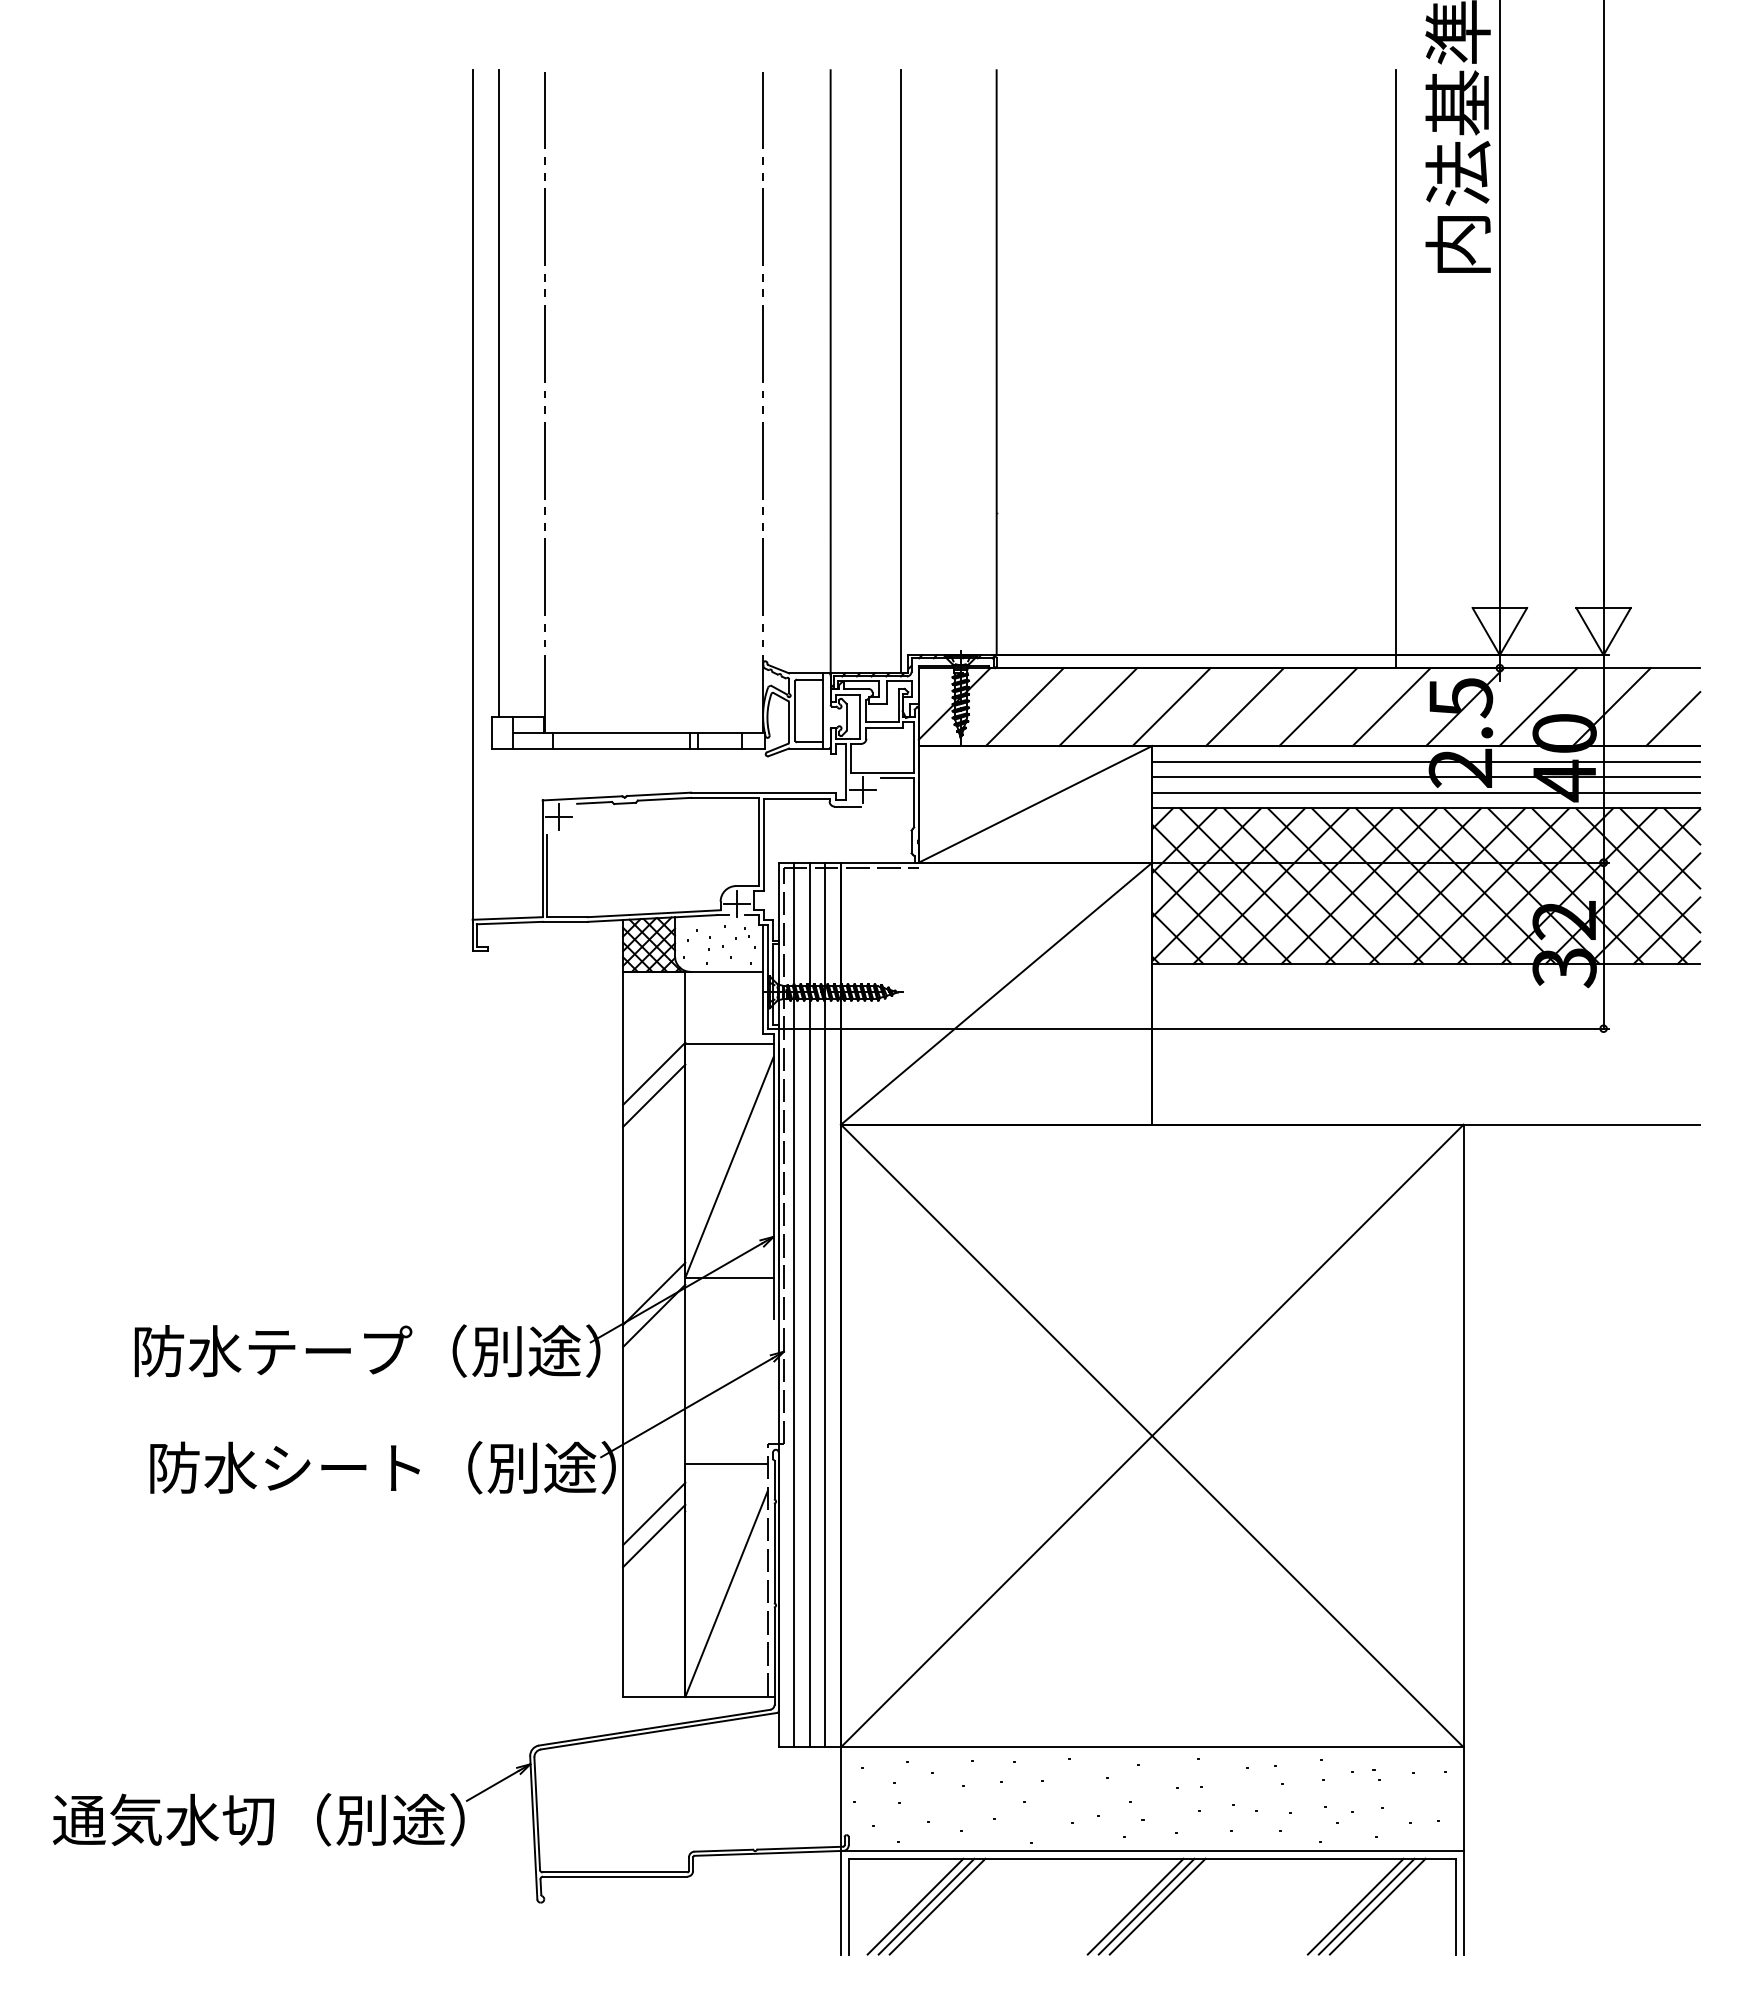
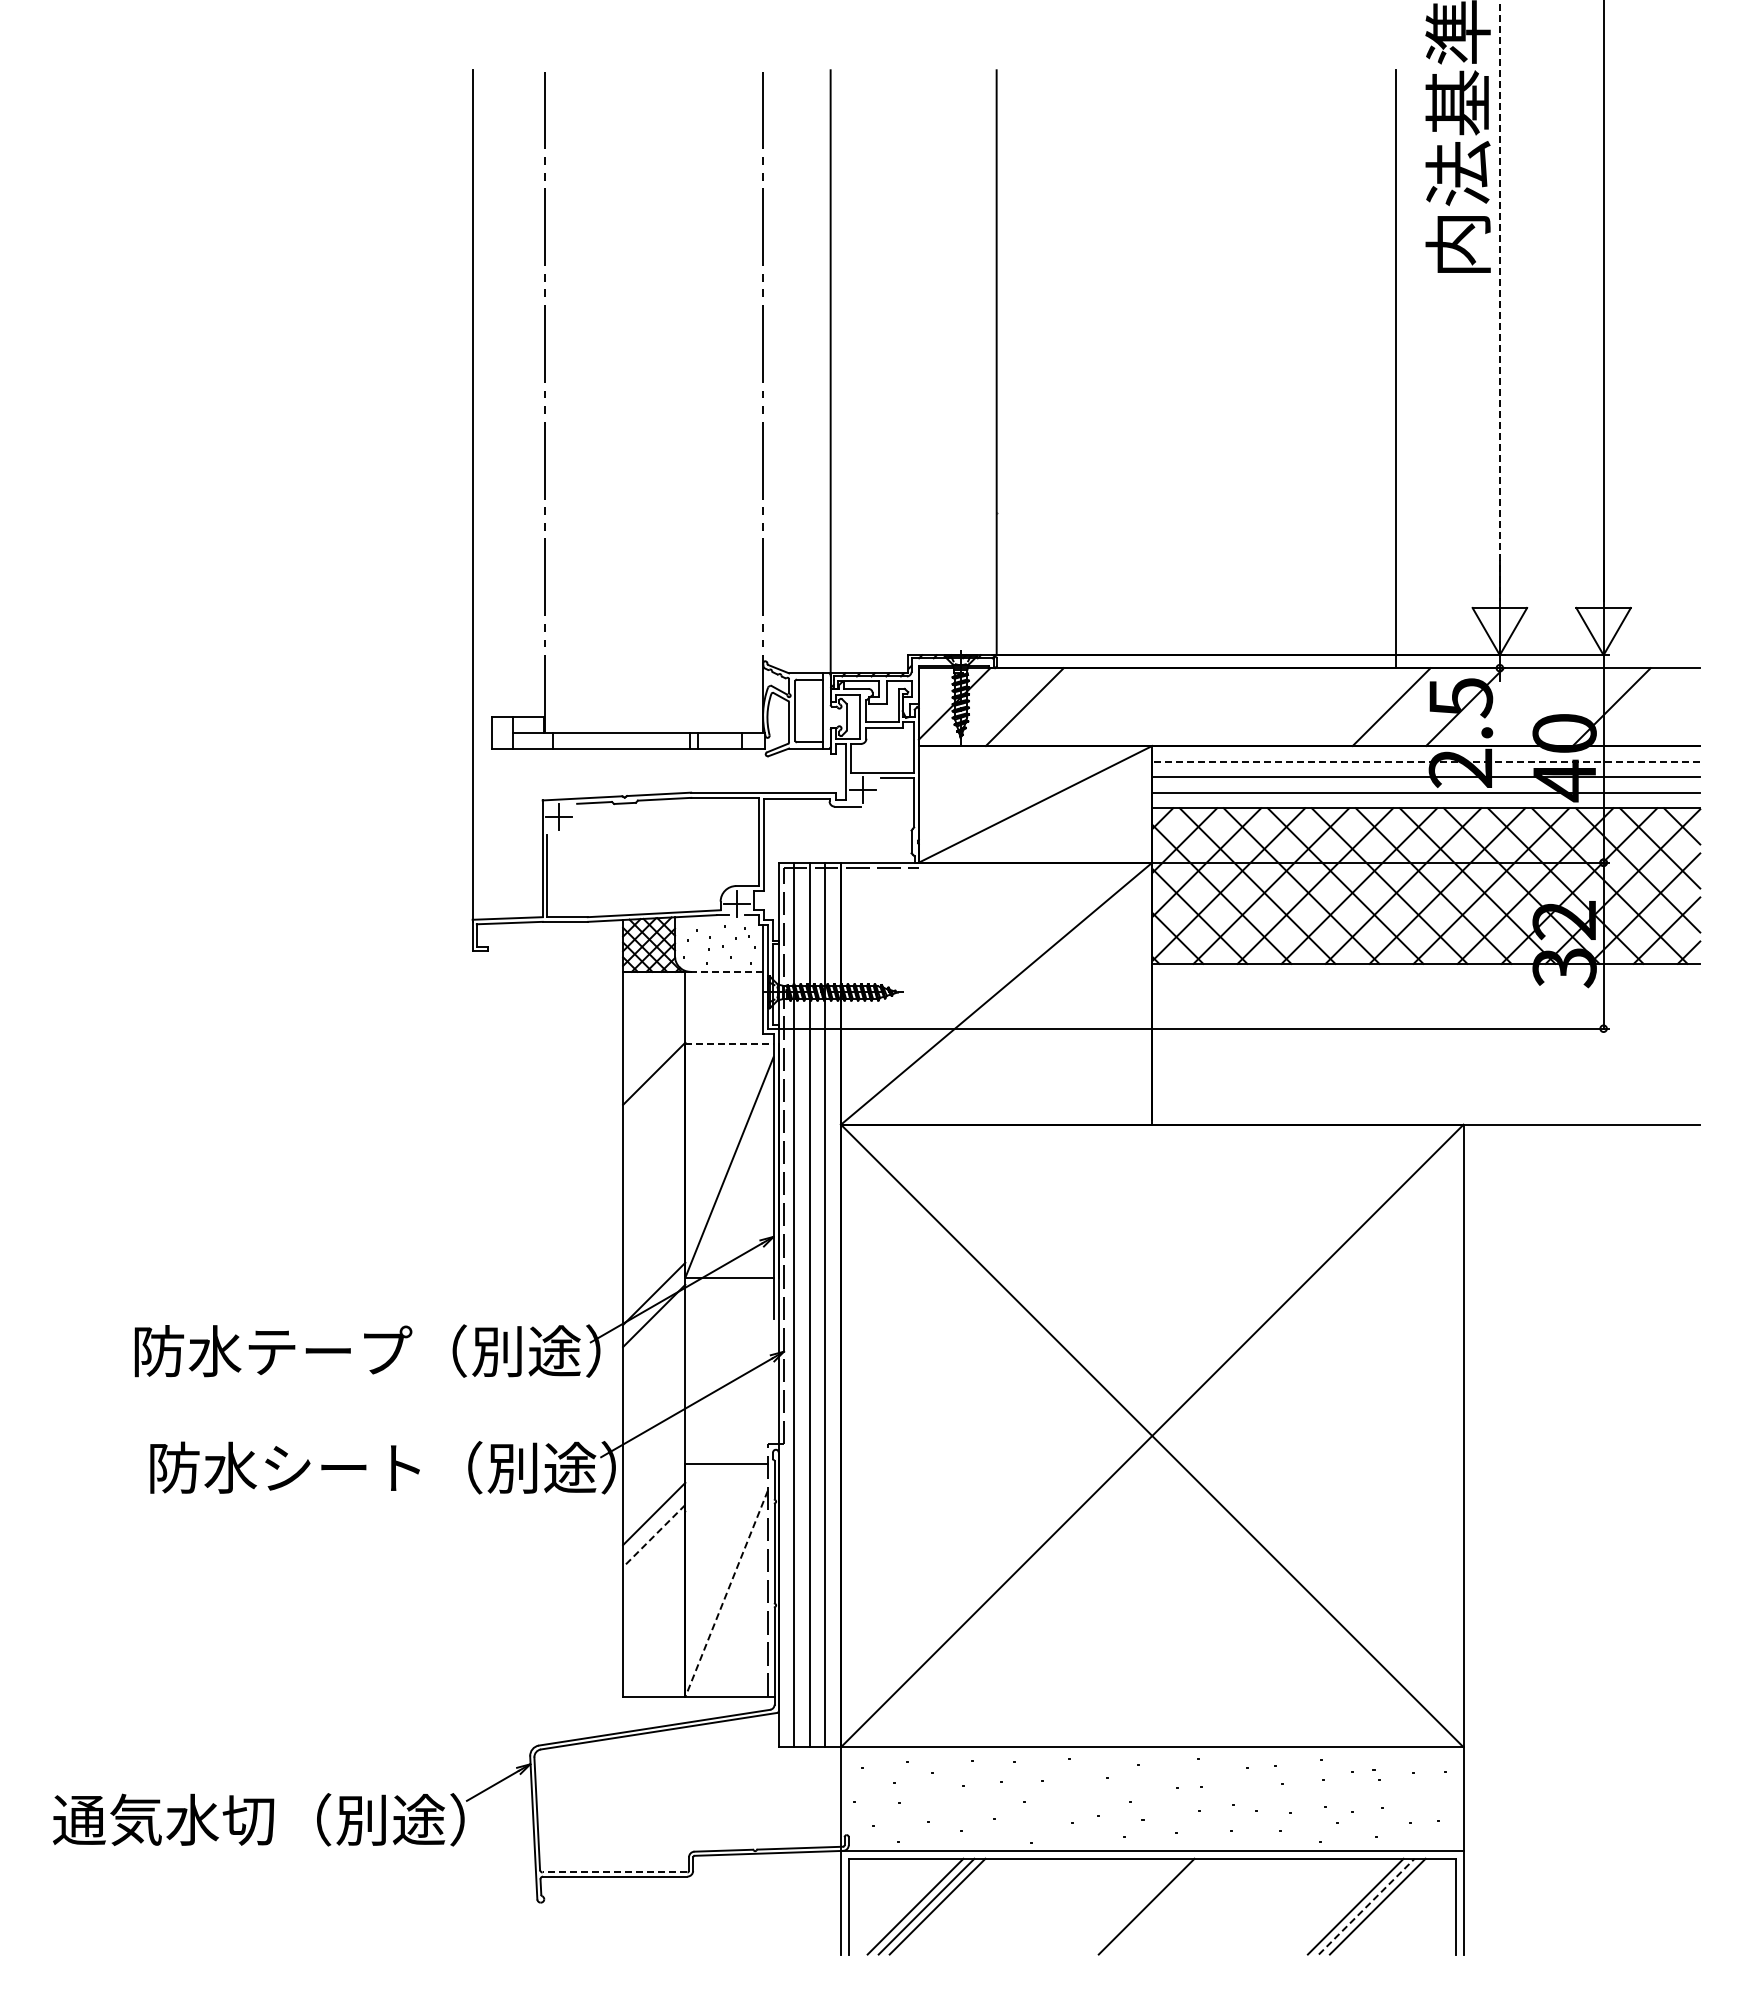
line: solid -> dashed (1499, 300)
line: present -> none (900, 371)
line: present -> none (498, 393)
line: present -> none (1098, 706)
line: present -> none (1171, 706)
line: present -> none (1244, 706)
line: present -> none (1318, 706)
line: present -> none (1538, 706)
line: present -> none (1673, 718)
line: solid -> dashed (1426, 761)
line: solid -> dashed (726, 971)
line: solid -> dashed (729, 1044)
line: present -> none (654, 1095)
line: solid -> dashed (653, 1536)
line: solid -> dashed (726, 1594)
line: solid -> dashed (614, 1872)
line: present -> none (1135, 1906)
line: present -> none (1157, 1906)
line: solid -> dashed (1366, 1906)
